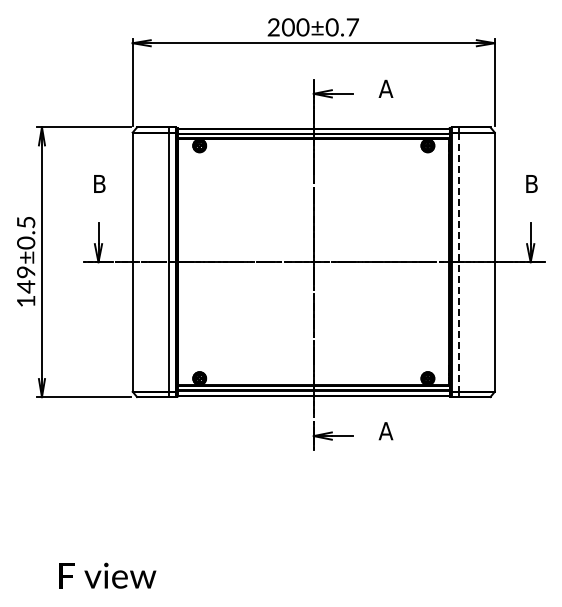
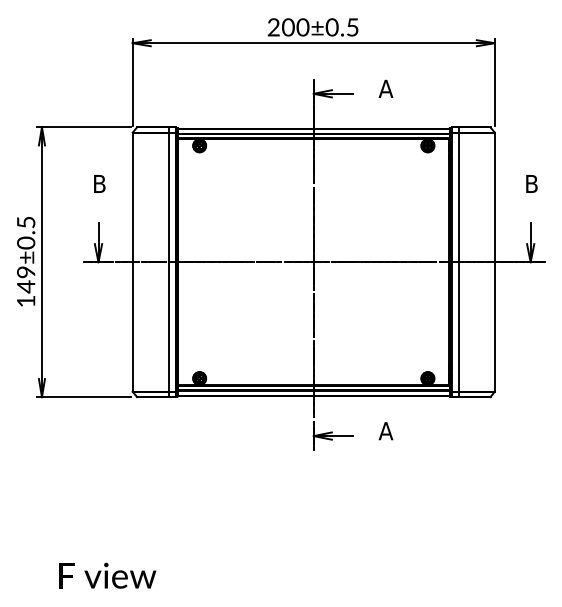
text: 200±0.7 -> 200±0.5 (352, 27)
line: dashed -> solid (458, 262)
